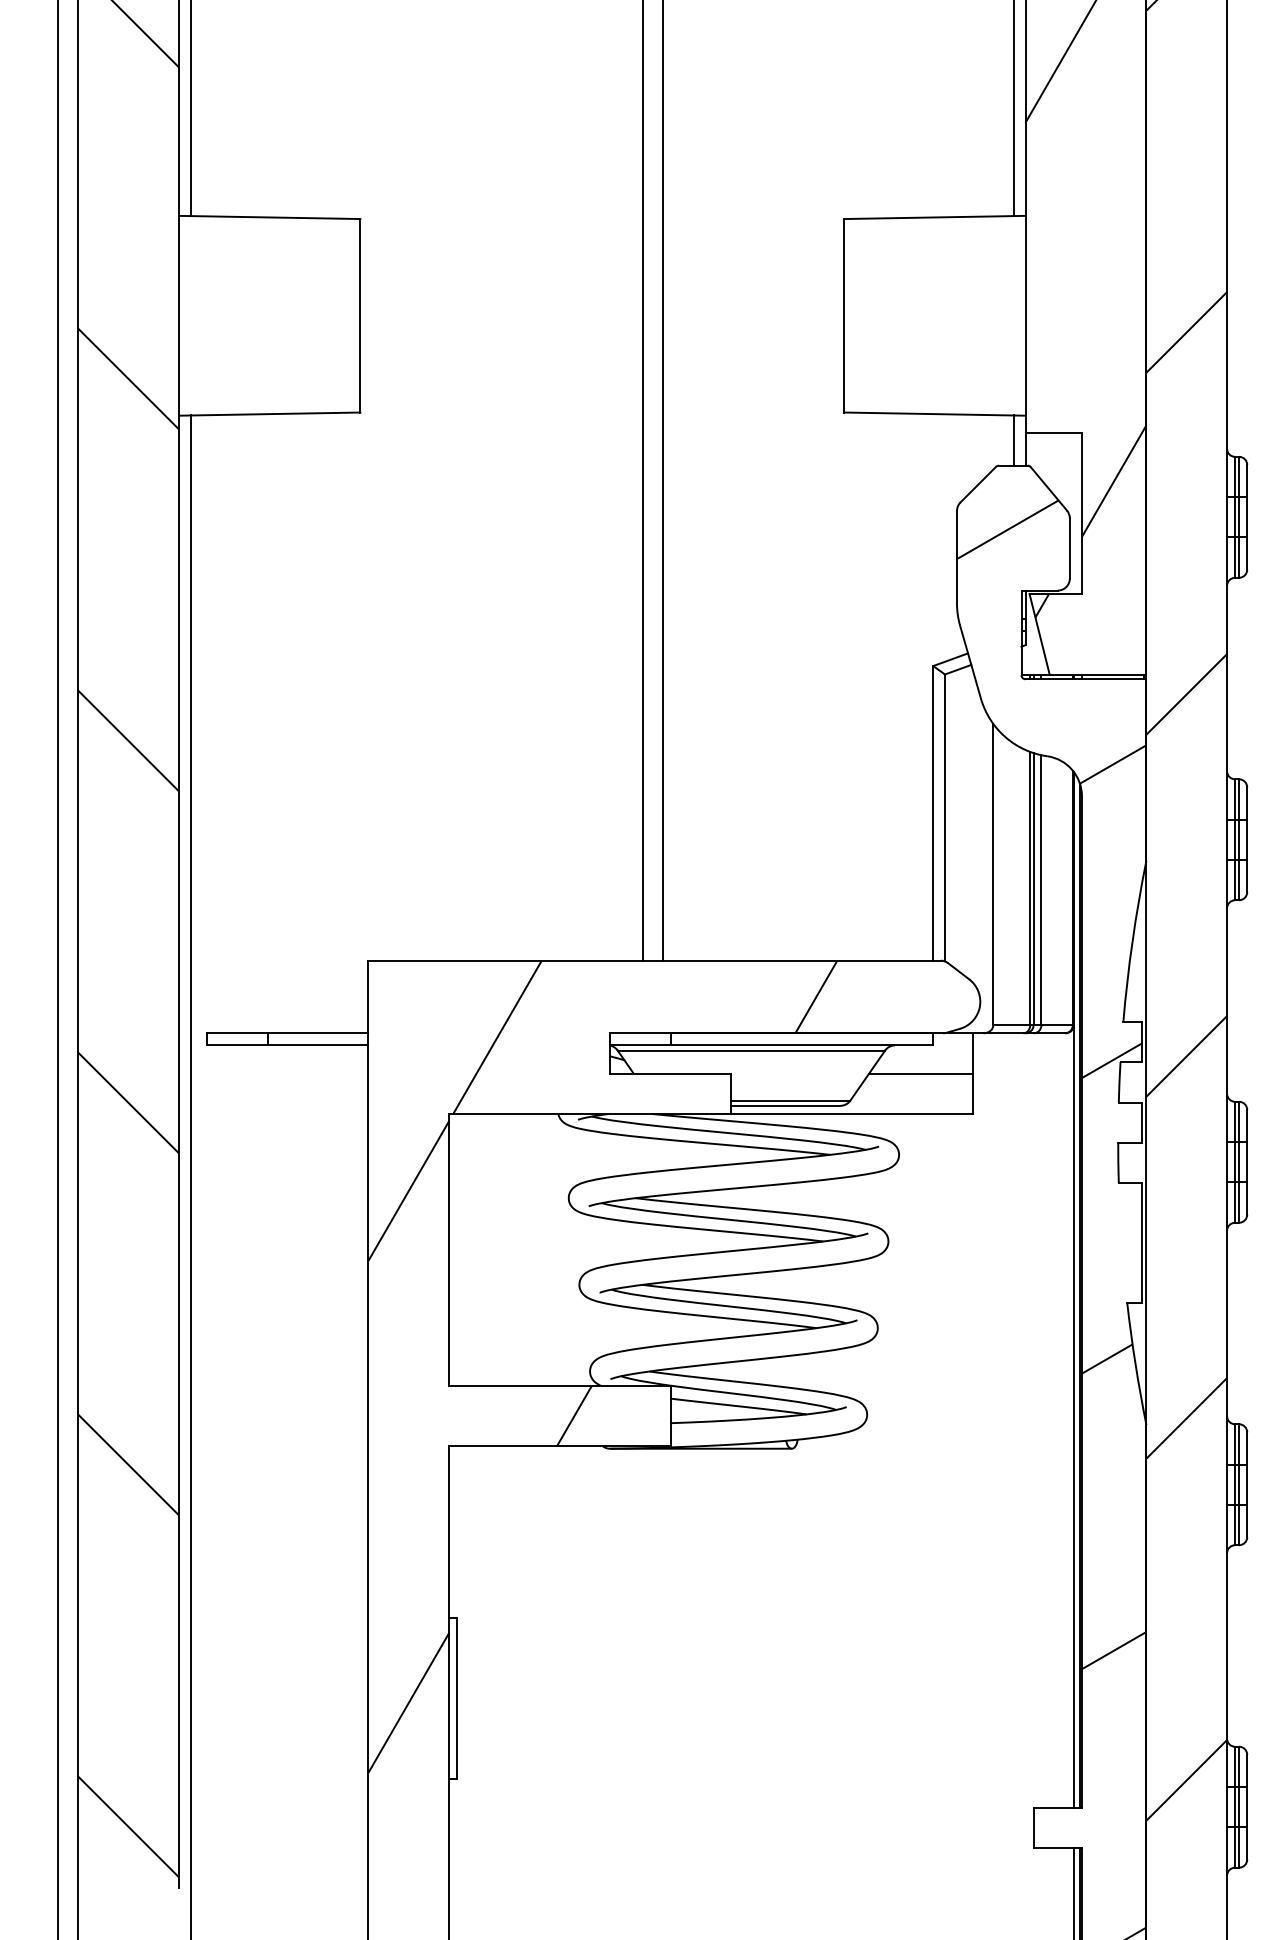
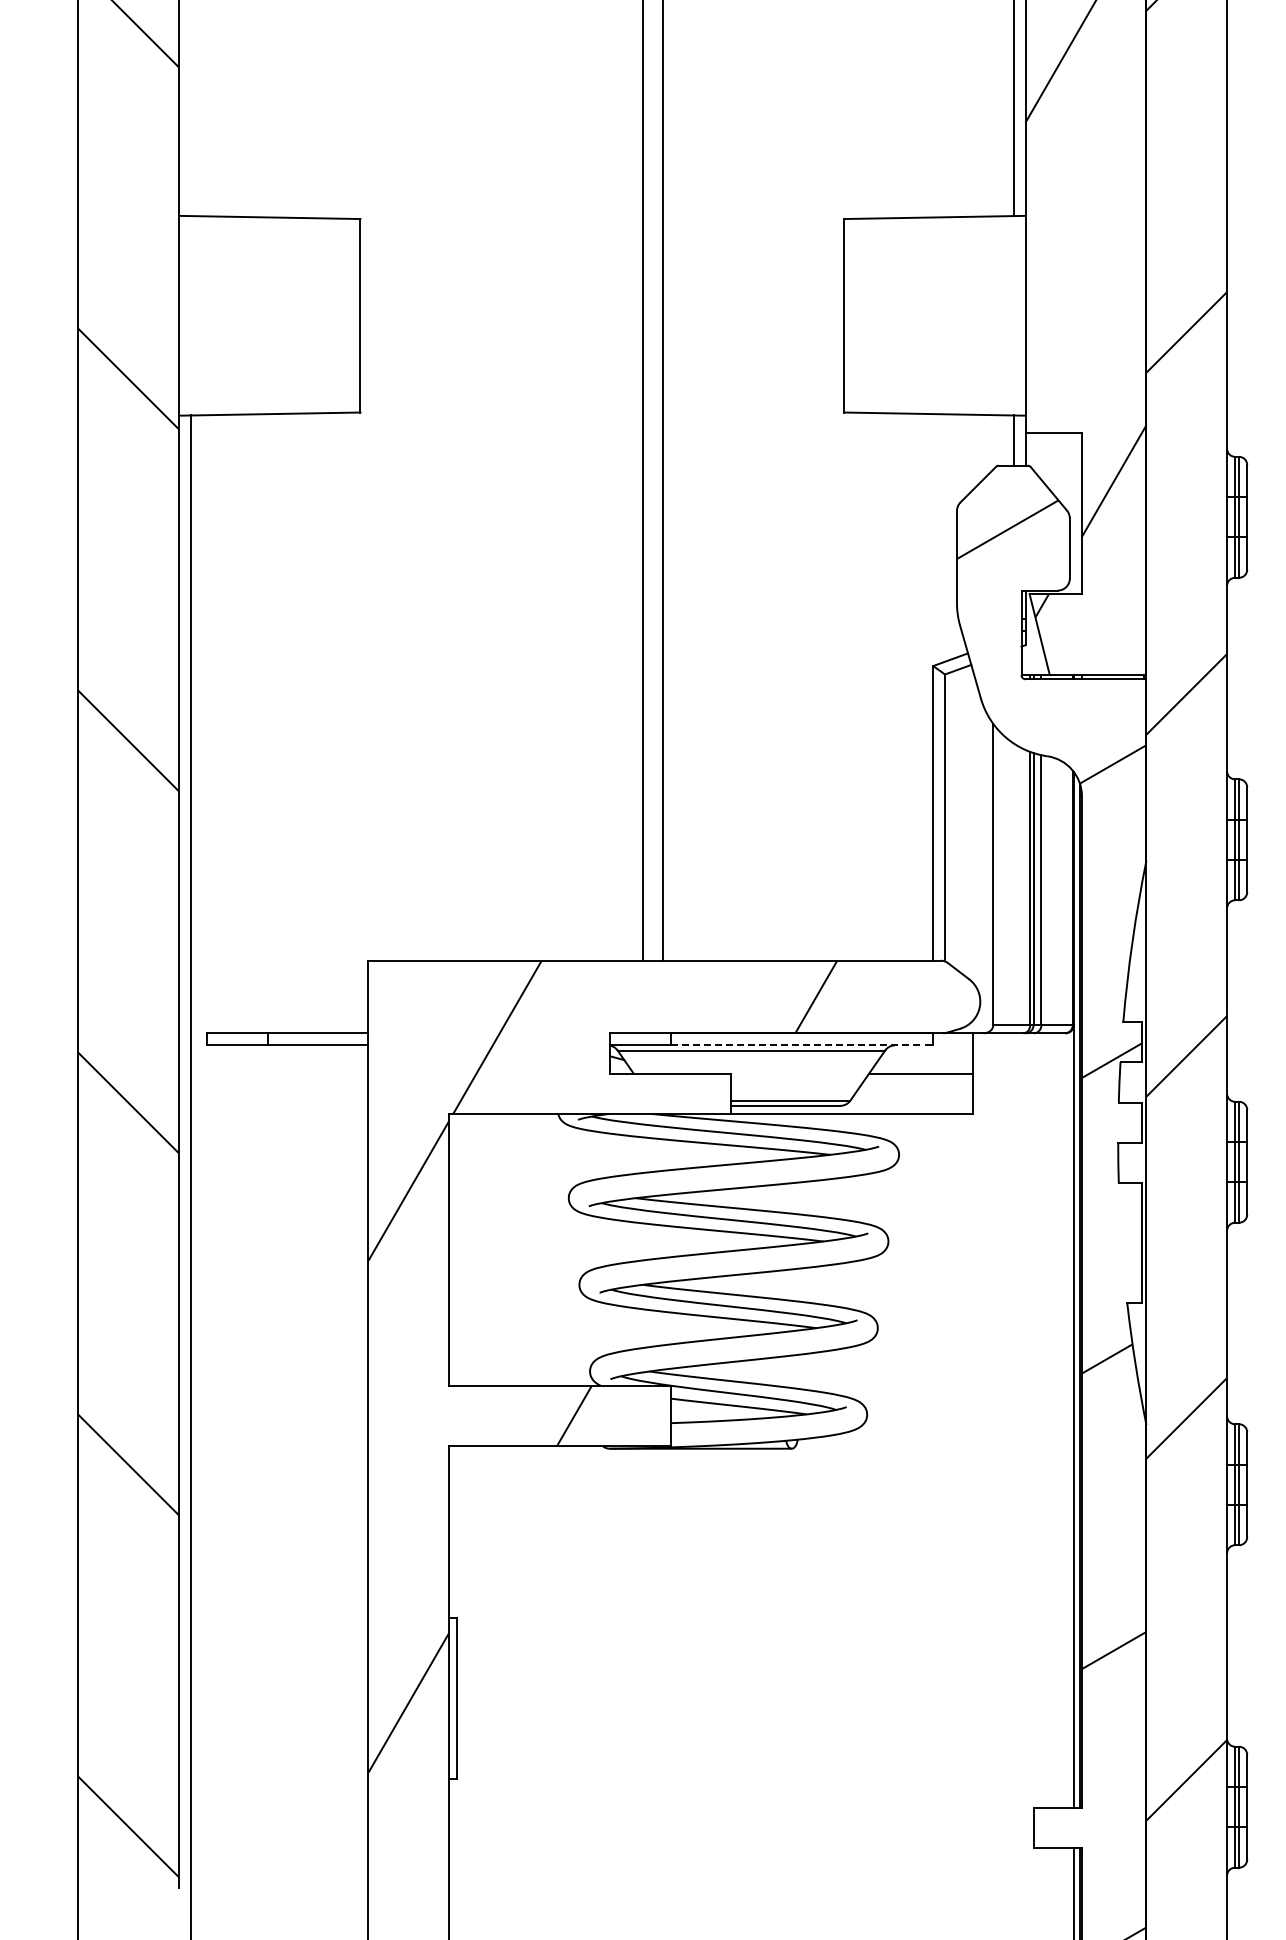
line: present -> none (190, 109)
line: present -> none (58, 969)
line: solid -> dashed (802, 1045)
